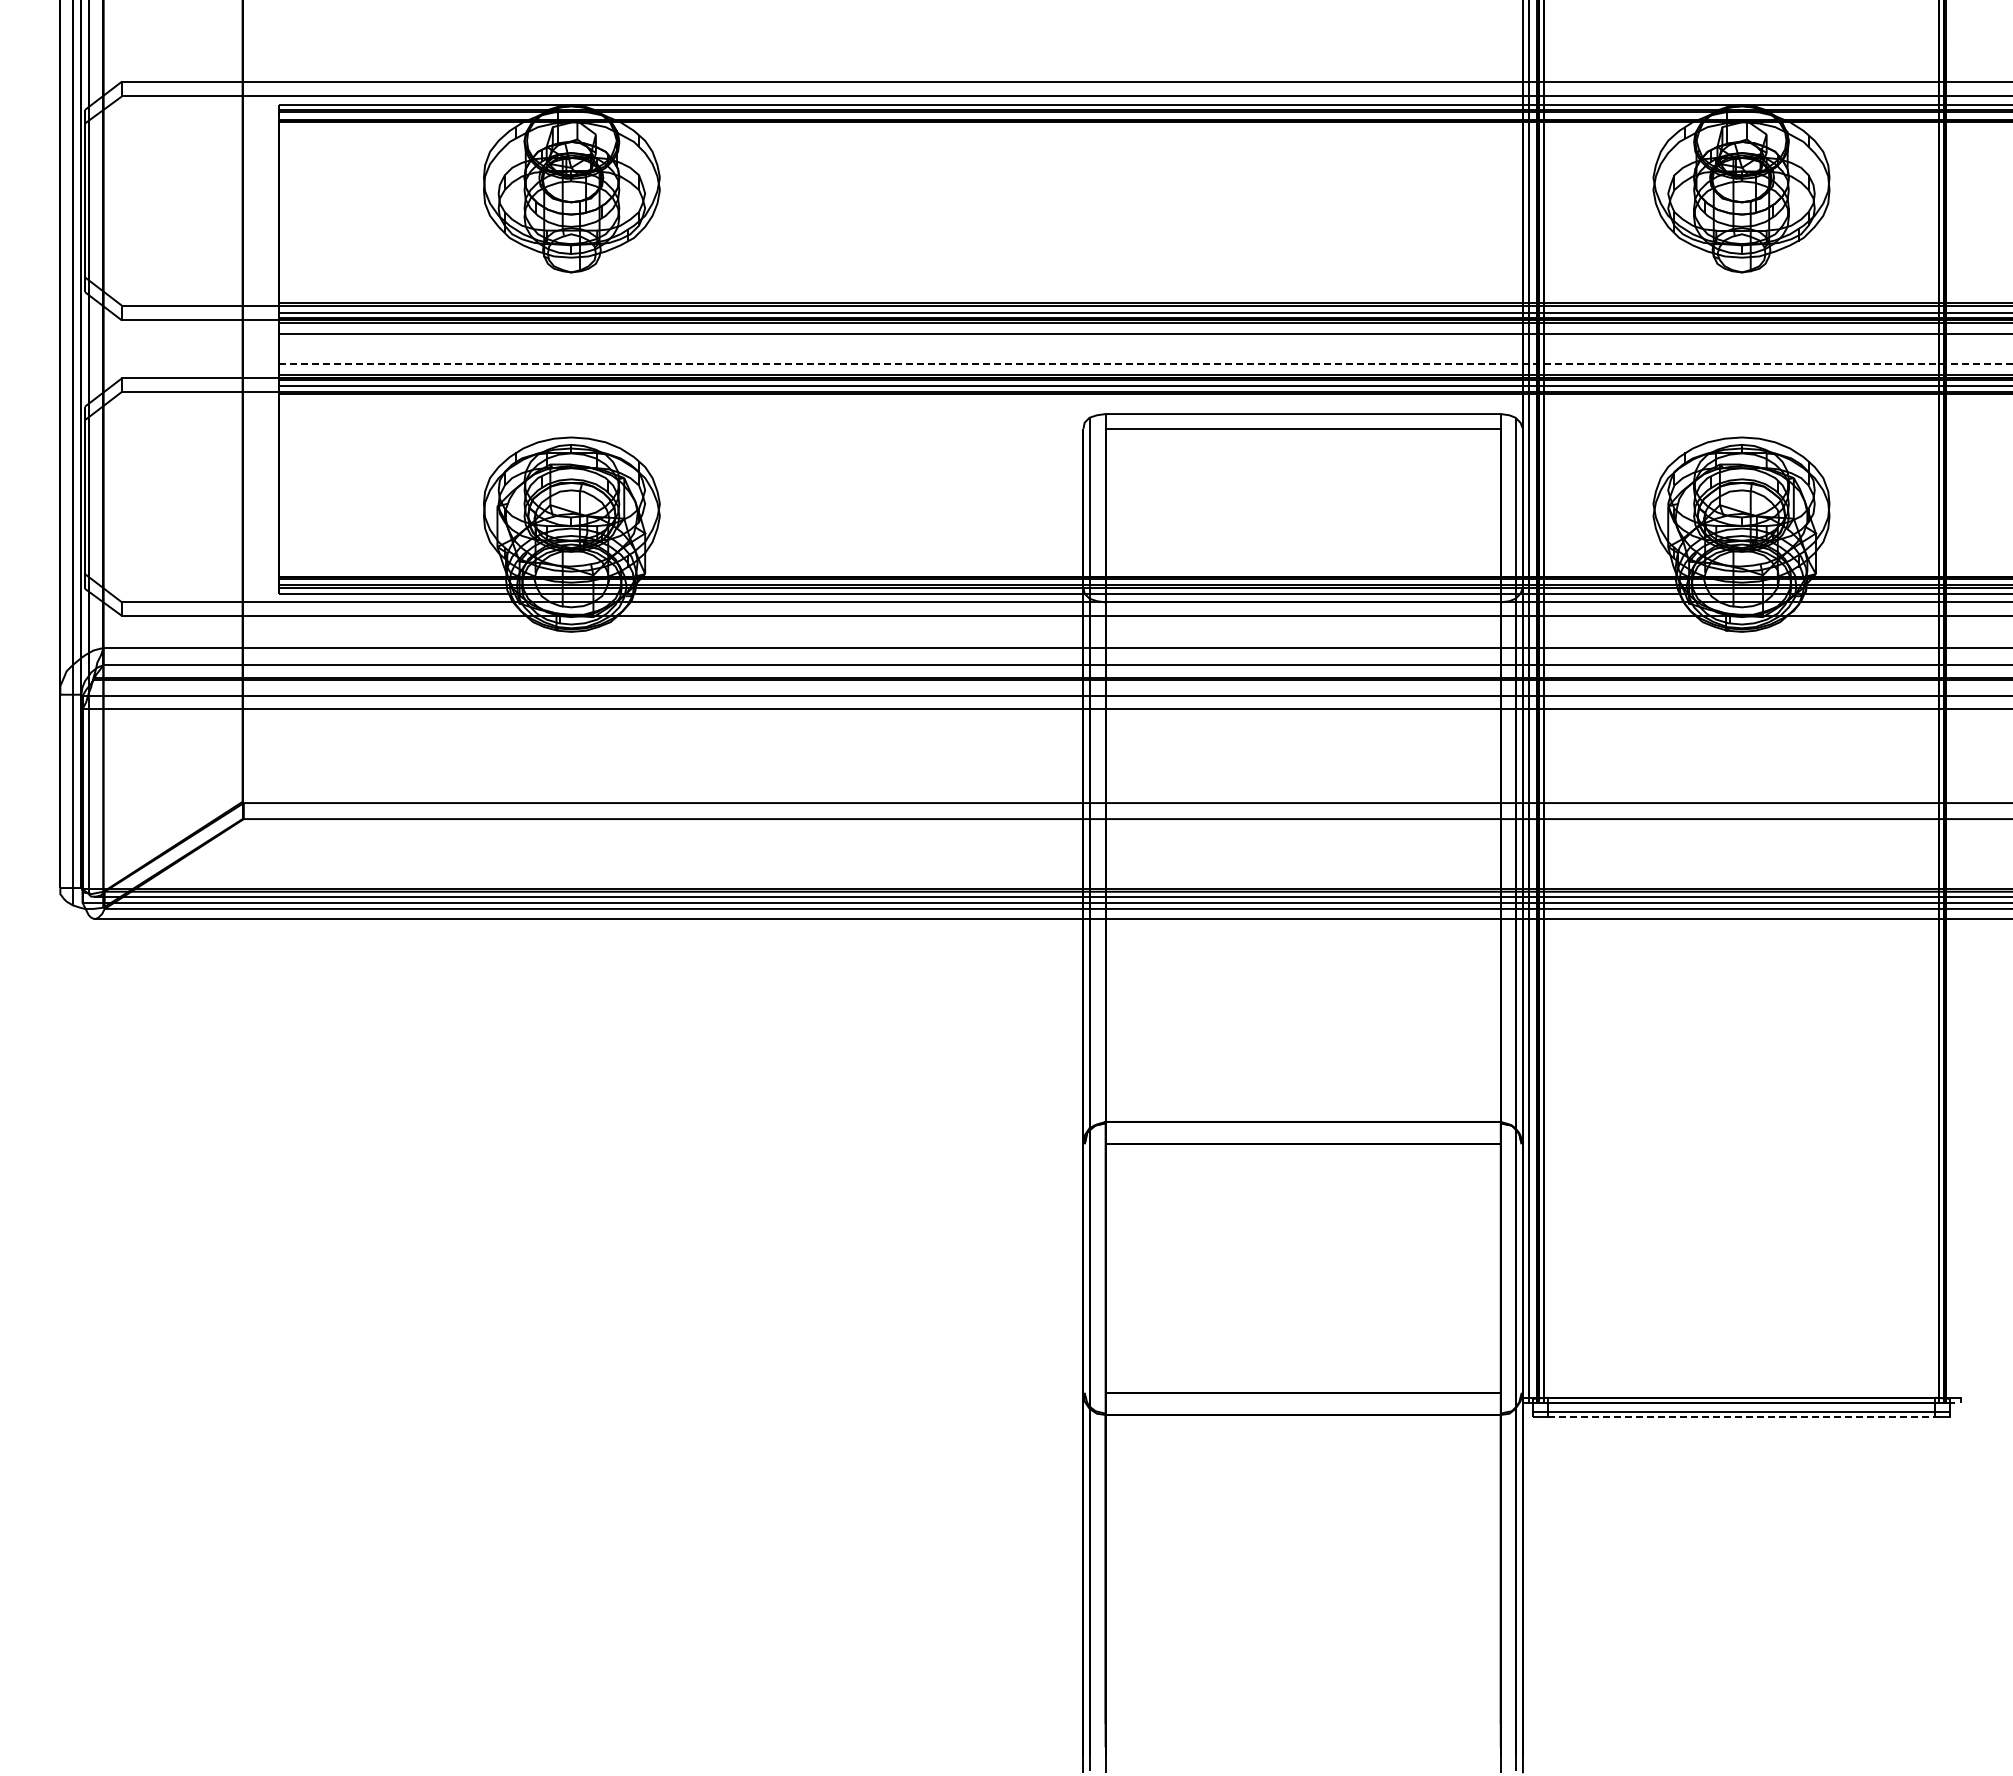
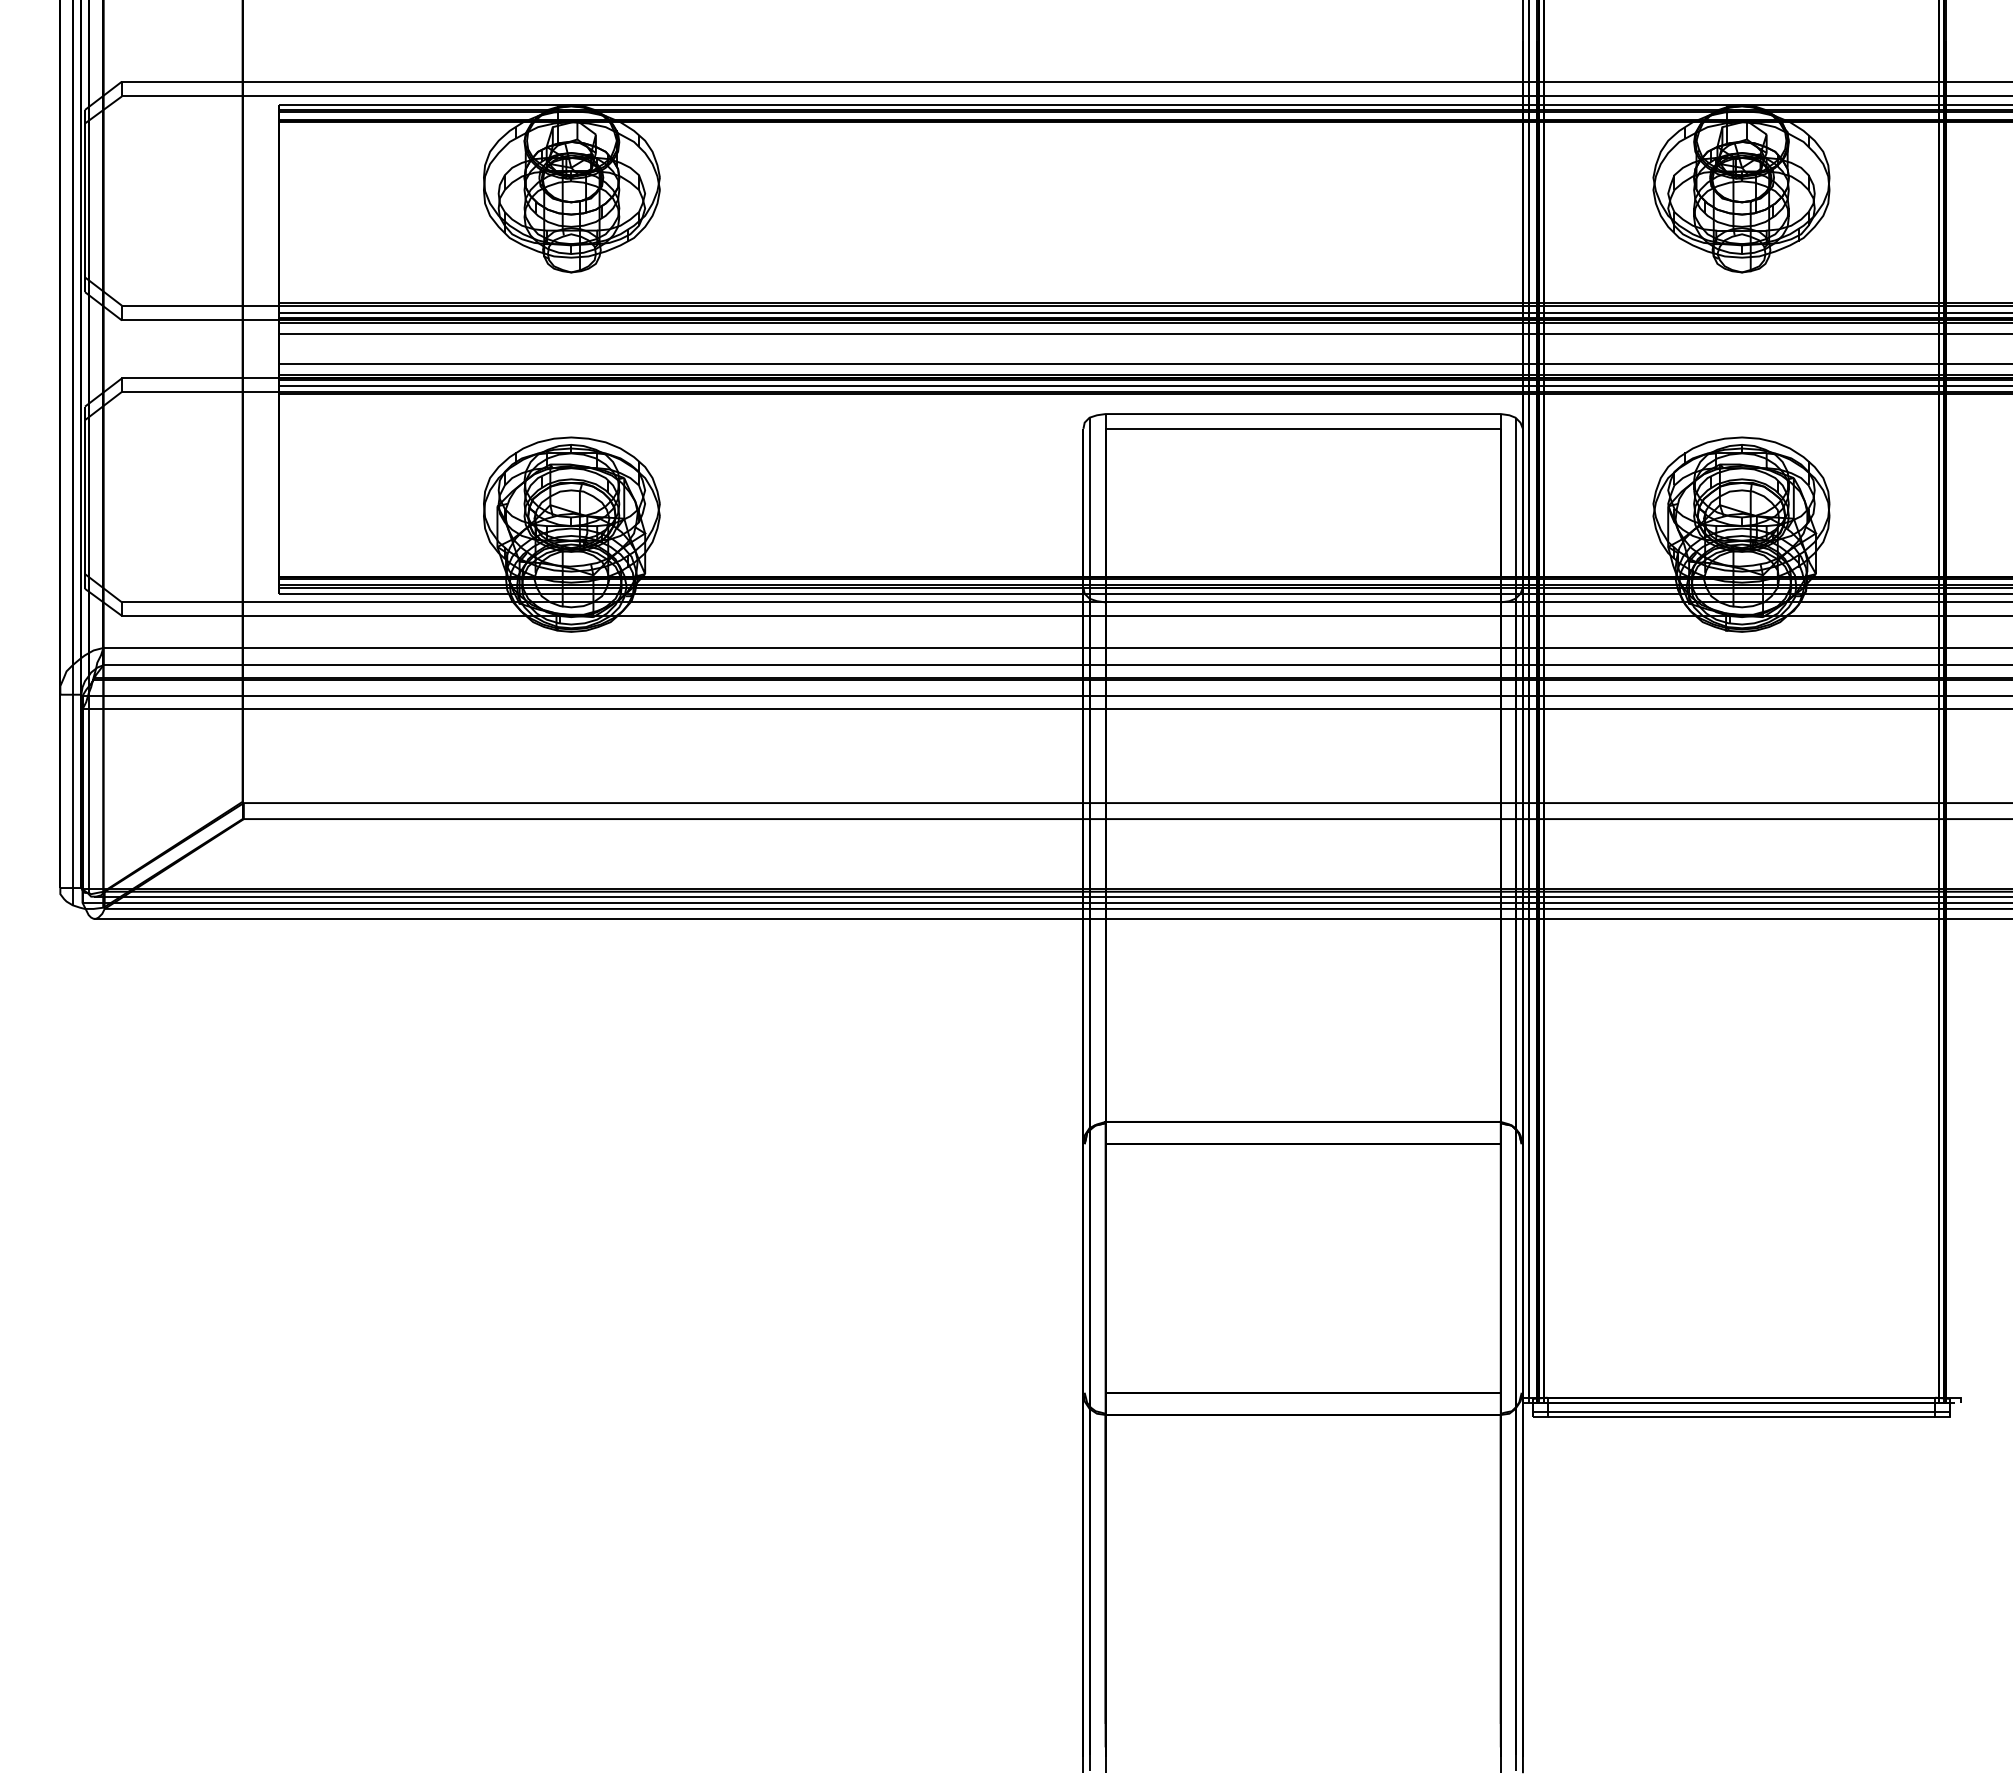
line: dashed -> solid (1019, 363)
line: dashed -> solid (1741, 1417)
